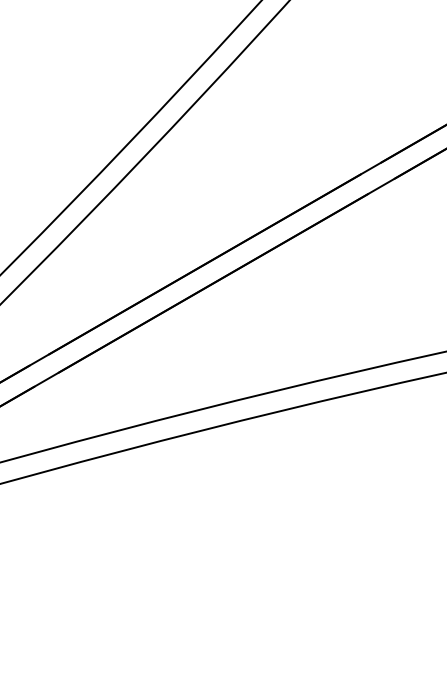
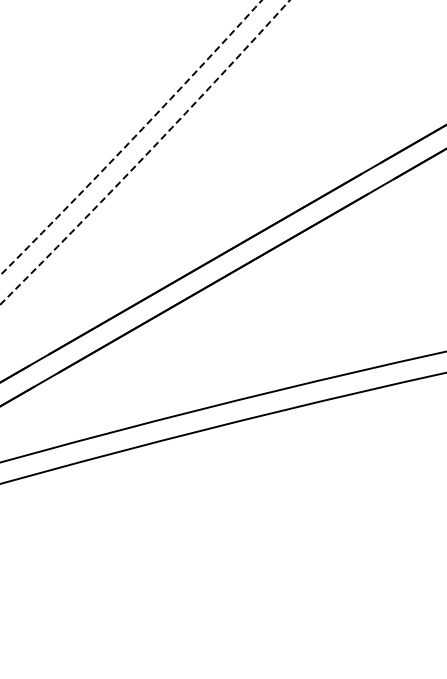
arc: solid -> dashed (132, 139)
arc: solid -> dashed (146, 154)
